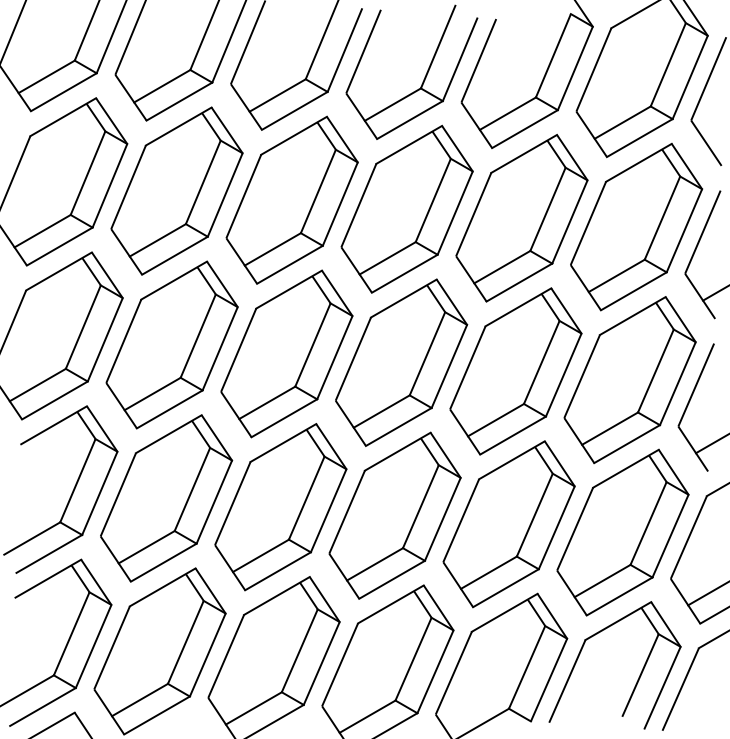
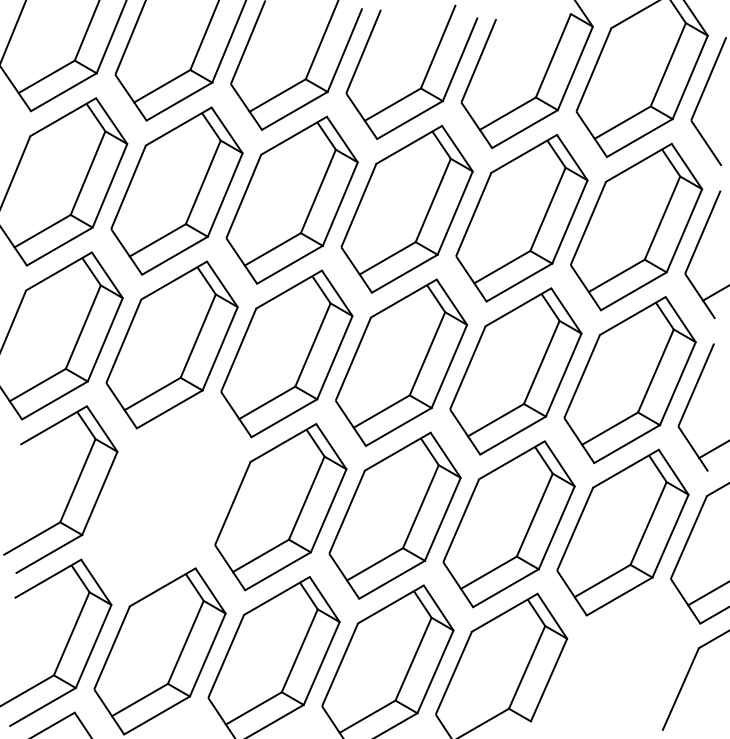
line position: (711, 444) -> (712, 450) (712, 450)
part: present -> none (166, 498)
part: present -> none (638, 677)
